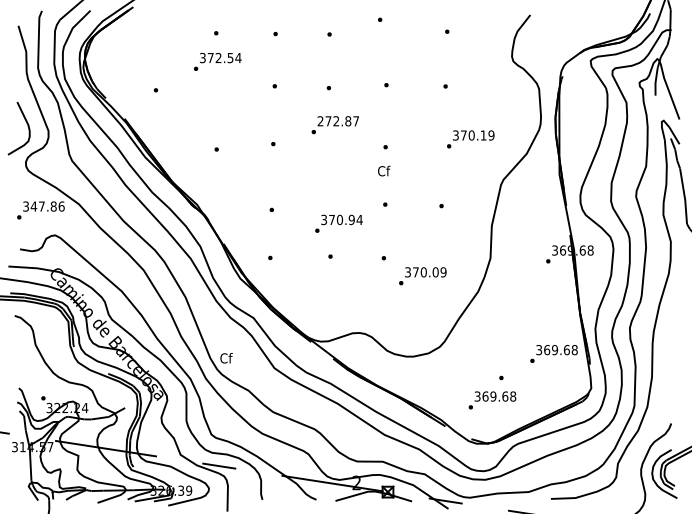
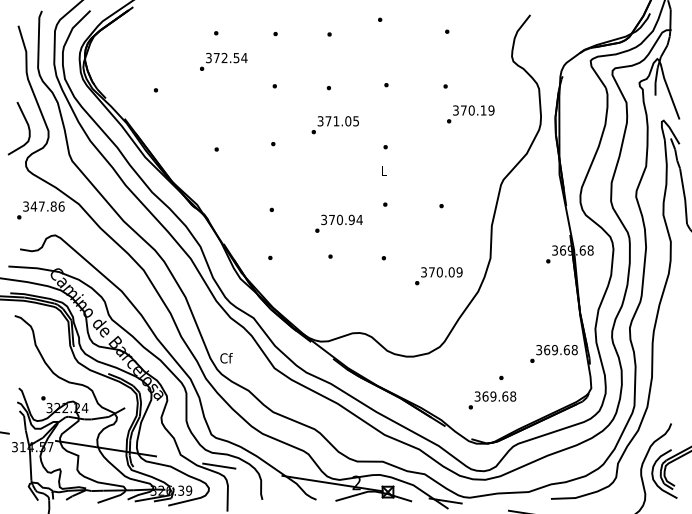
text position: (217, 61) -> (223, 61) (223, 61)
text: 272.87 -> 371.05 (337, 121)
text position: (470, 139) -> (470, 114) (470, 114)
text: Cf -> L (384, 170)
text position: (422, 276) -> (438, 276) (438, 276)
